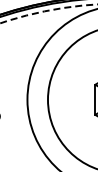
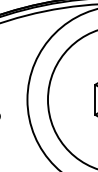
circle: dashed -> solid (48, 13)
